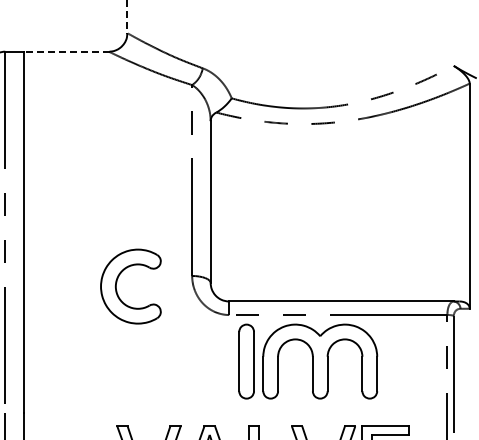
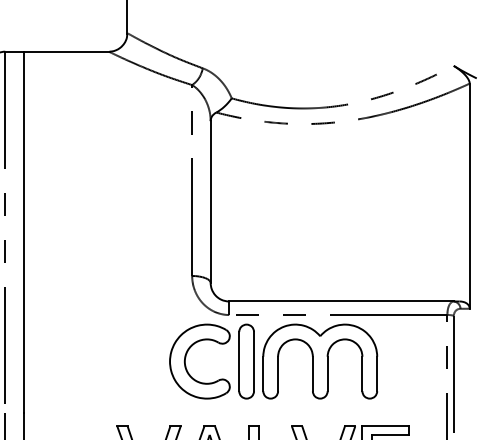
line: dashed -> solid (127, 17)
line: dashed -> solid (66, 51)
part position: (117, 282) -> (186, 357) (186, 357)
